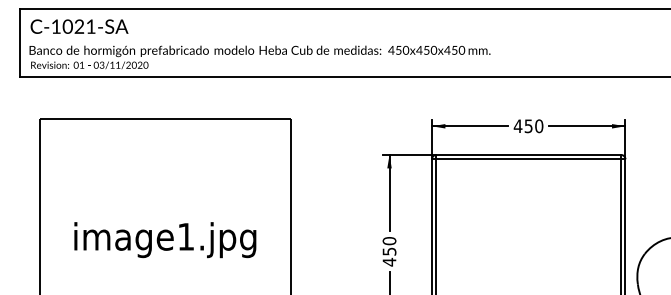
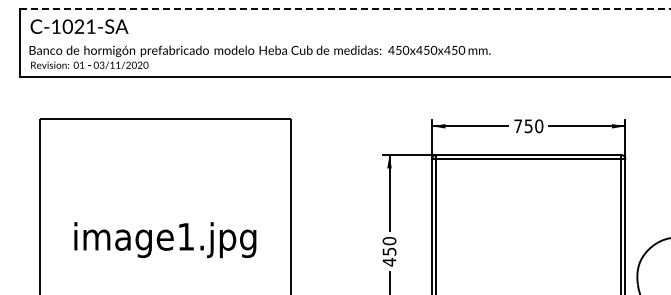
line: solid -> dashed (345, 8)
text: 450 -> 750 (517, 125)
